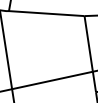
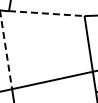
line: solid -> dashed (46, 13)
line: solid -> dashed (6, 50)
